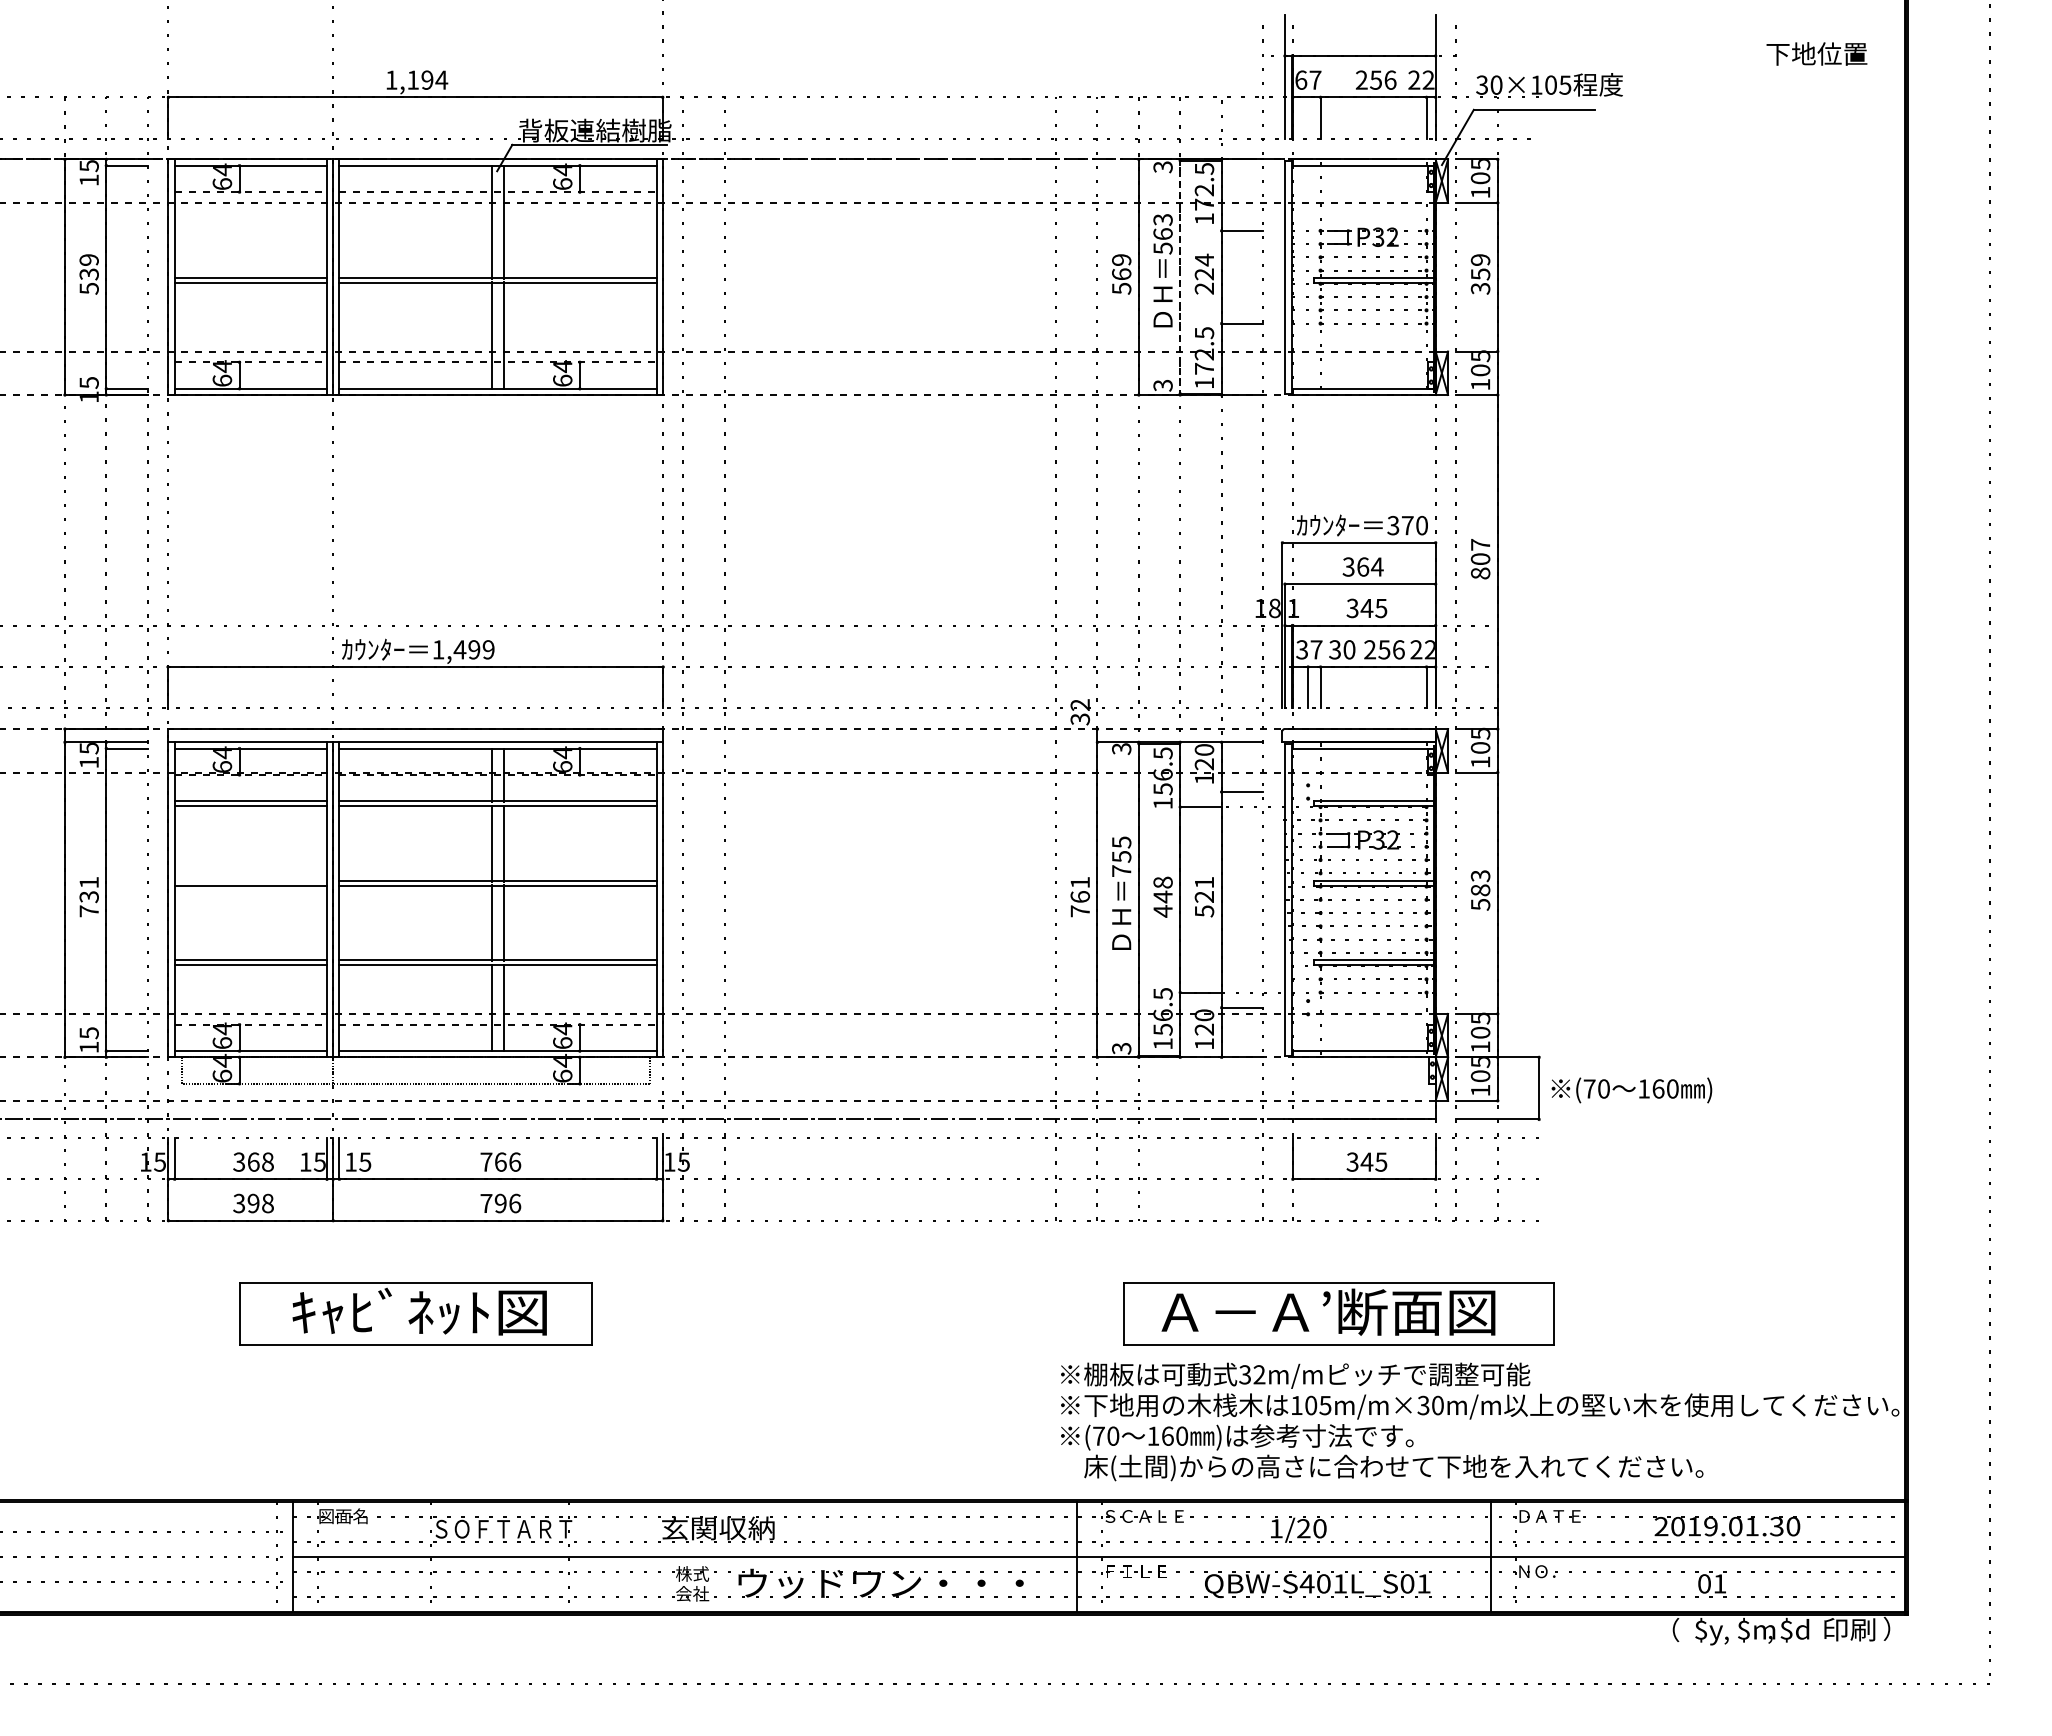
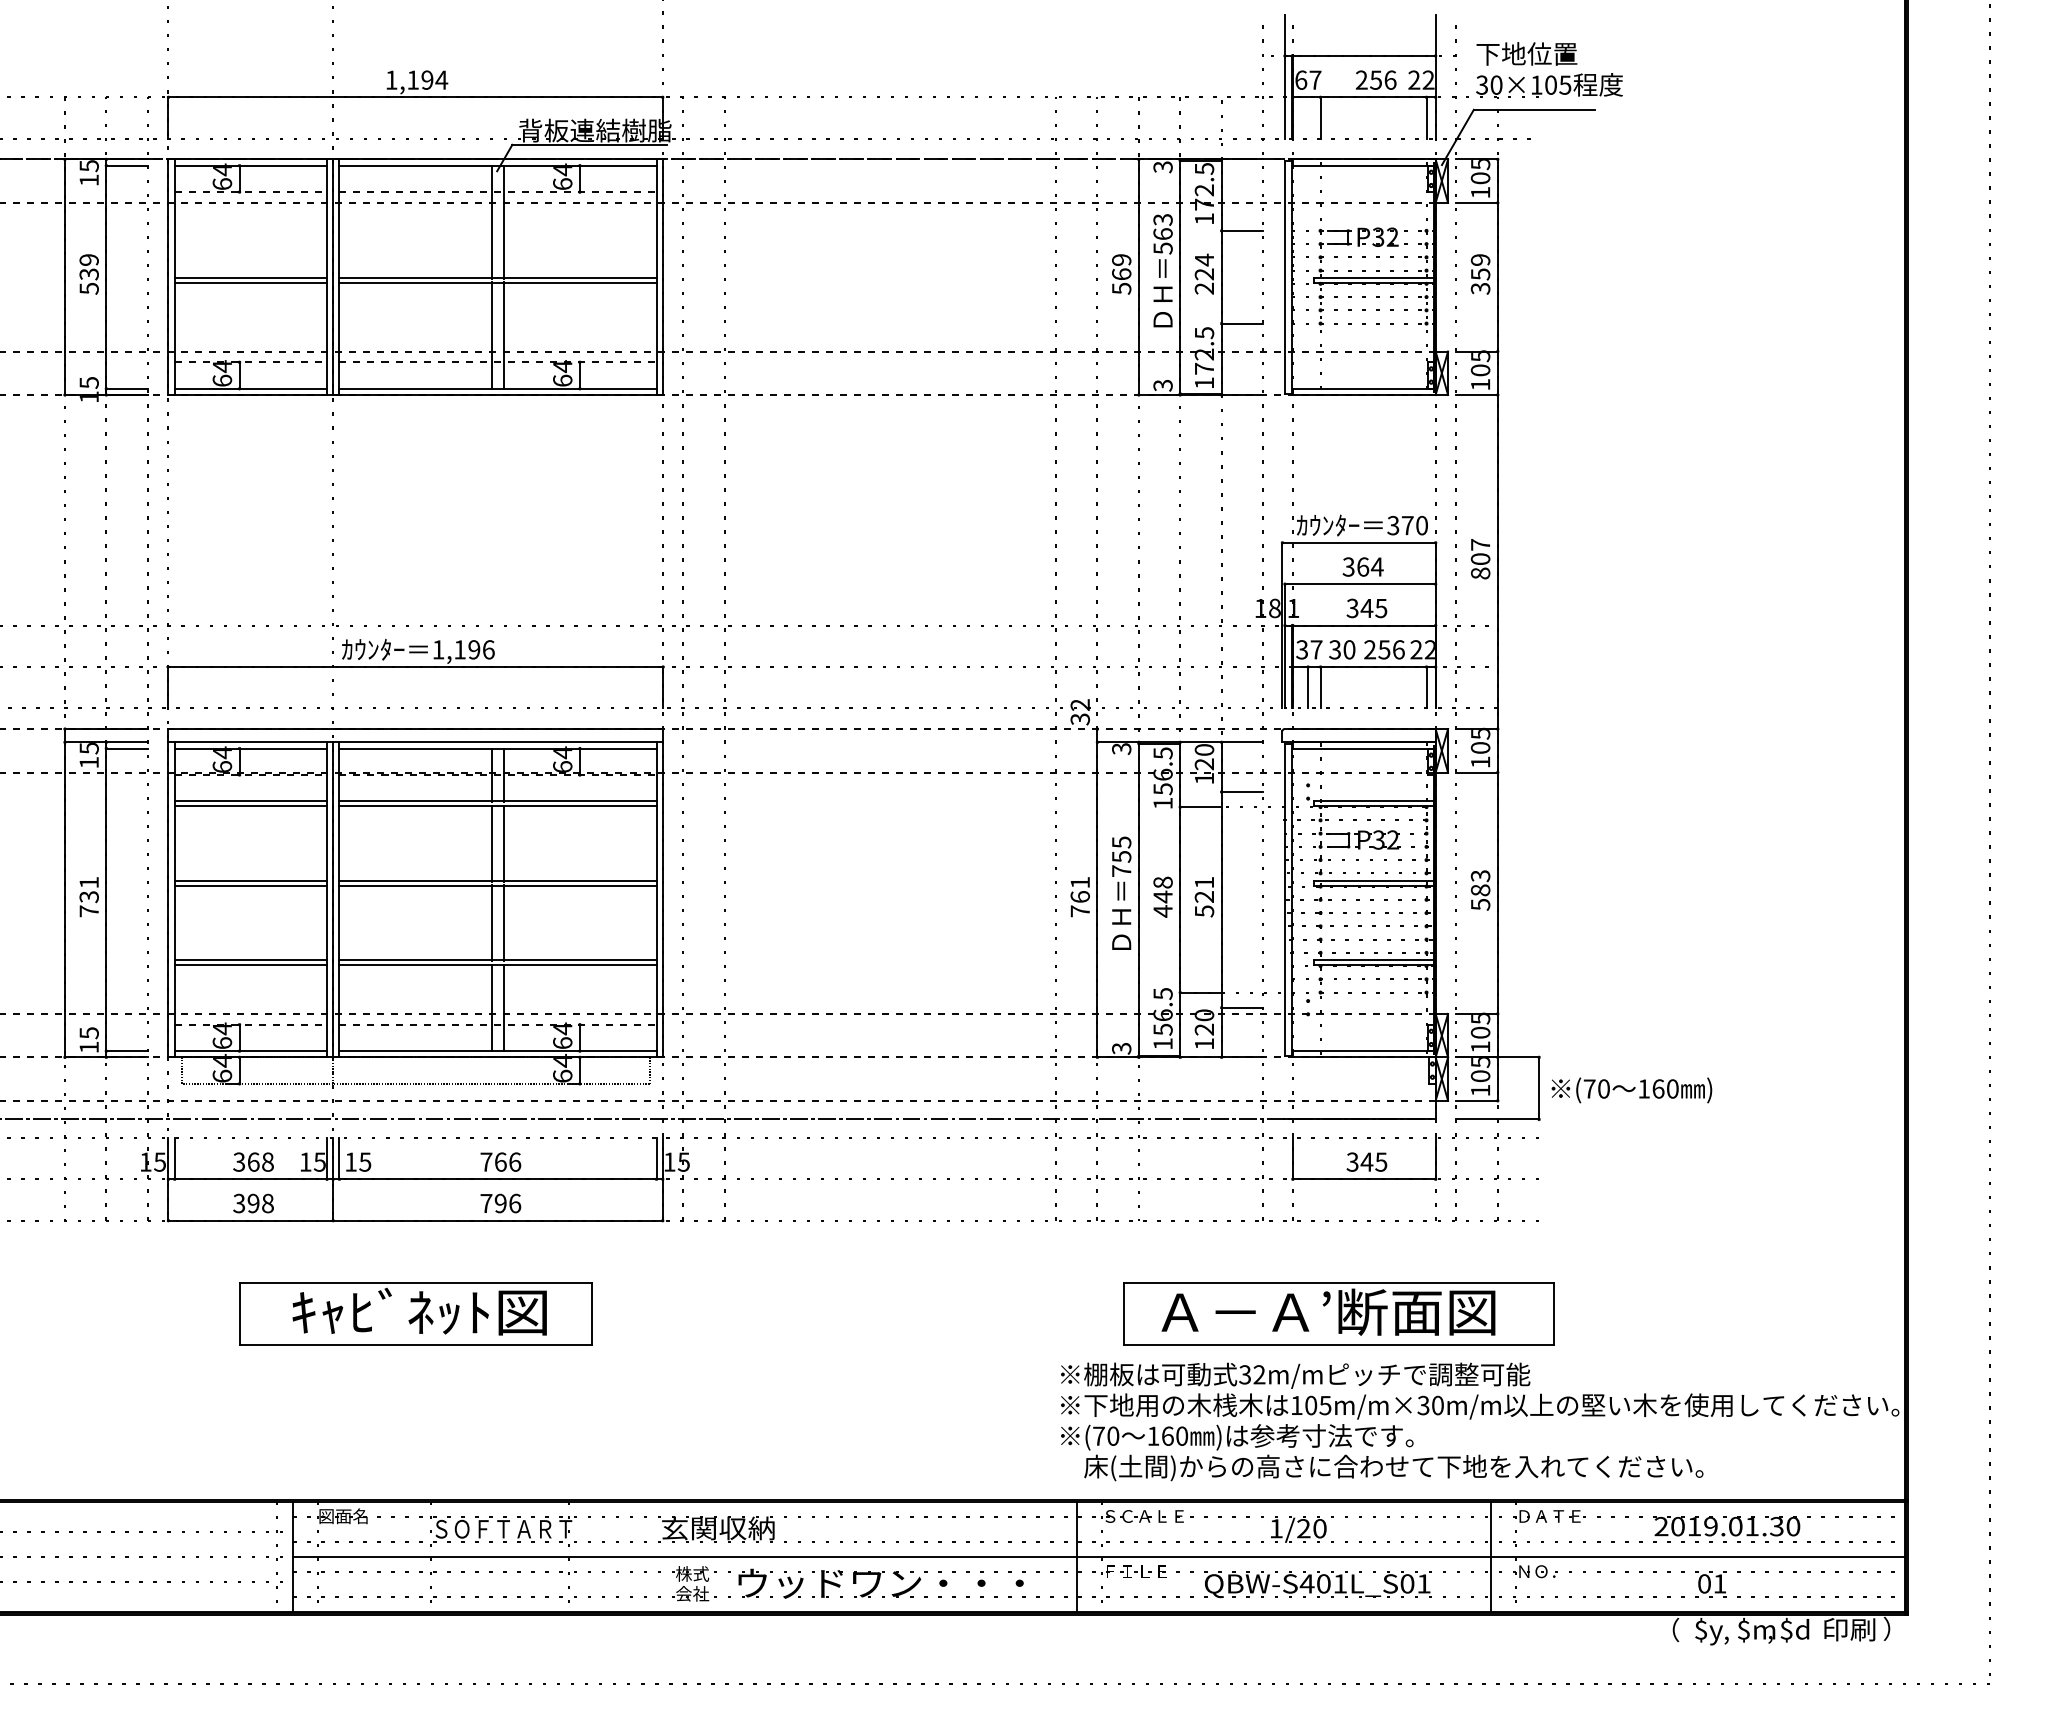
text position: (1816, 53) -> (1526, 53) (1526, 53)
line: dashed -> solid (1180, 277)
text: 1,499 -> 1,196 (473, 649)
line: none -> present (250, 880)
